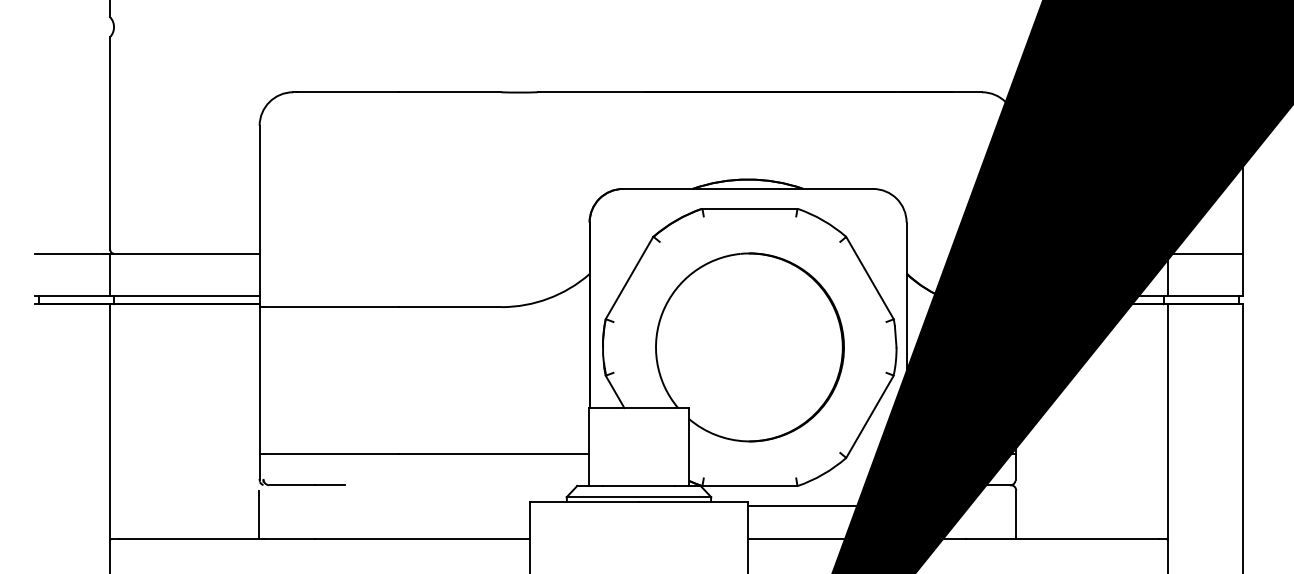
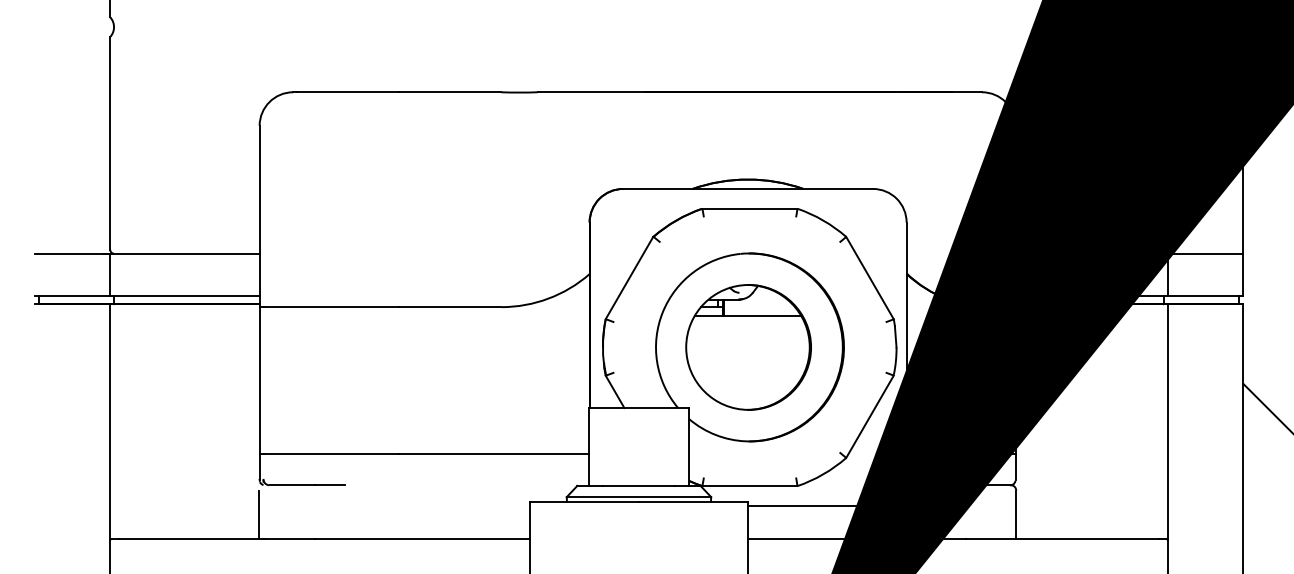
part: none -> present (748, 347)
line: none -> present (1266, 407)
